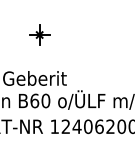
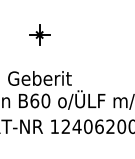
text position: (34, 78) -> (39, 78) (39, 78)
